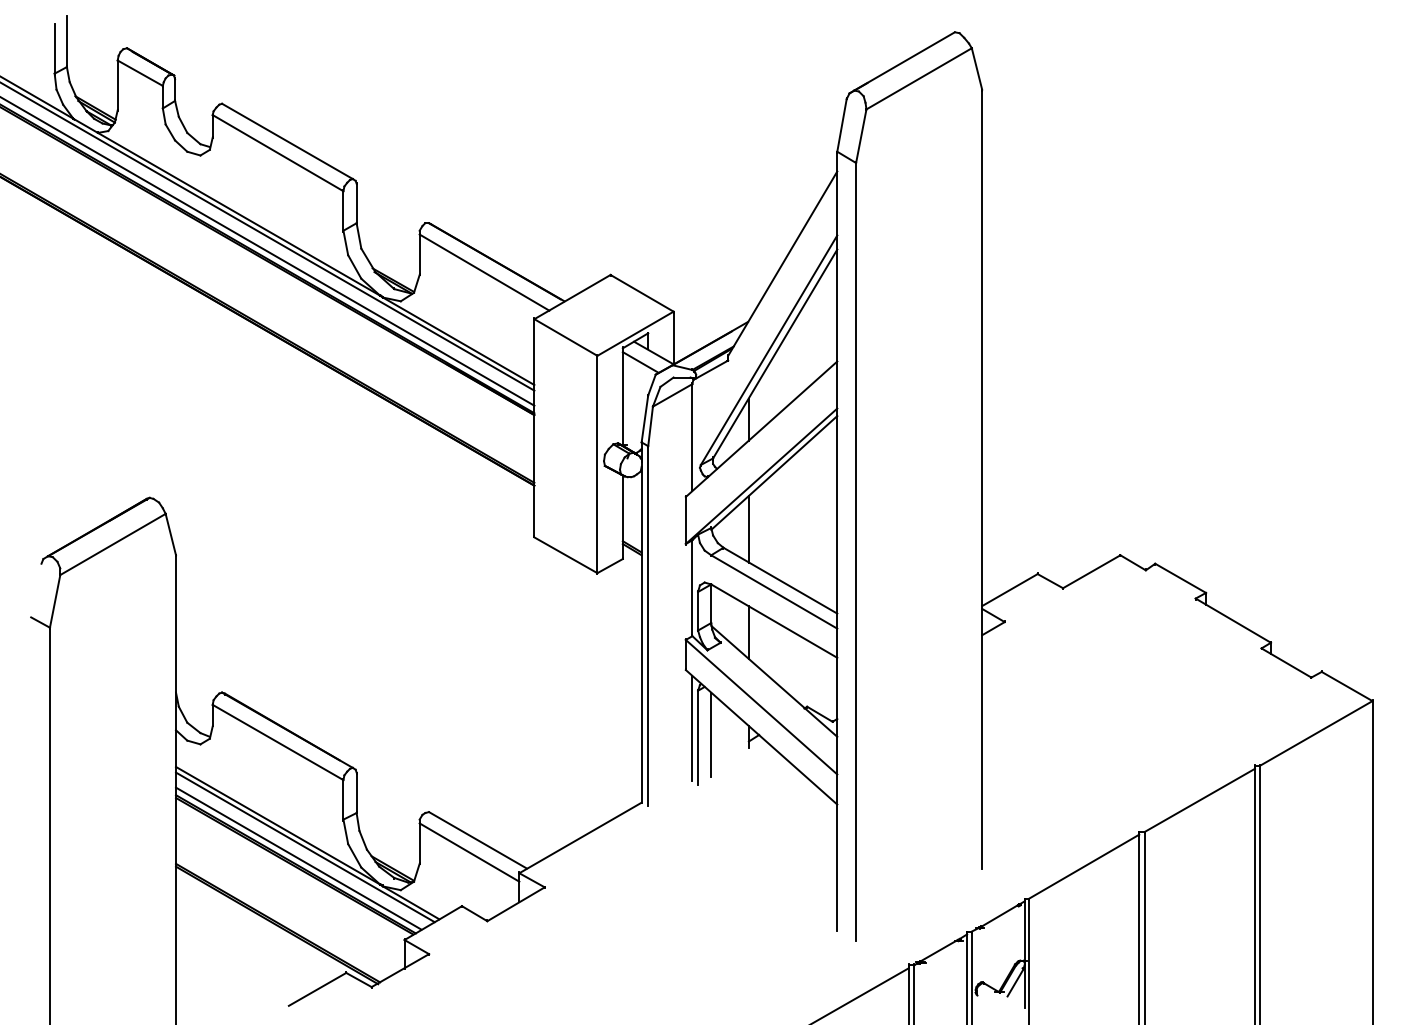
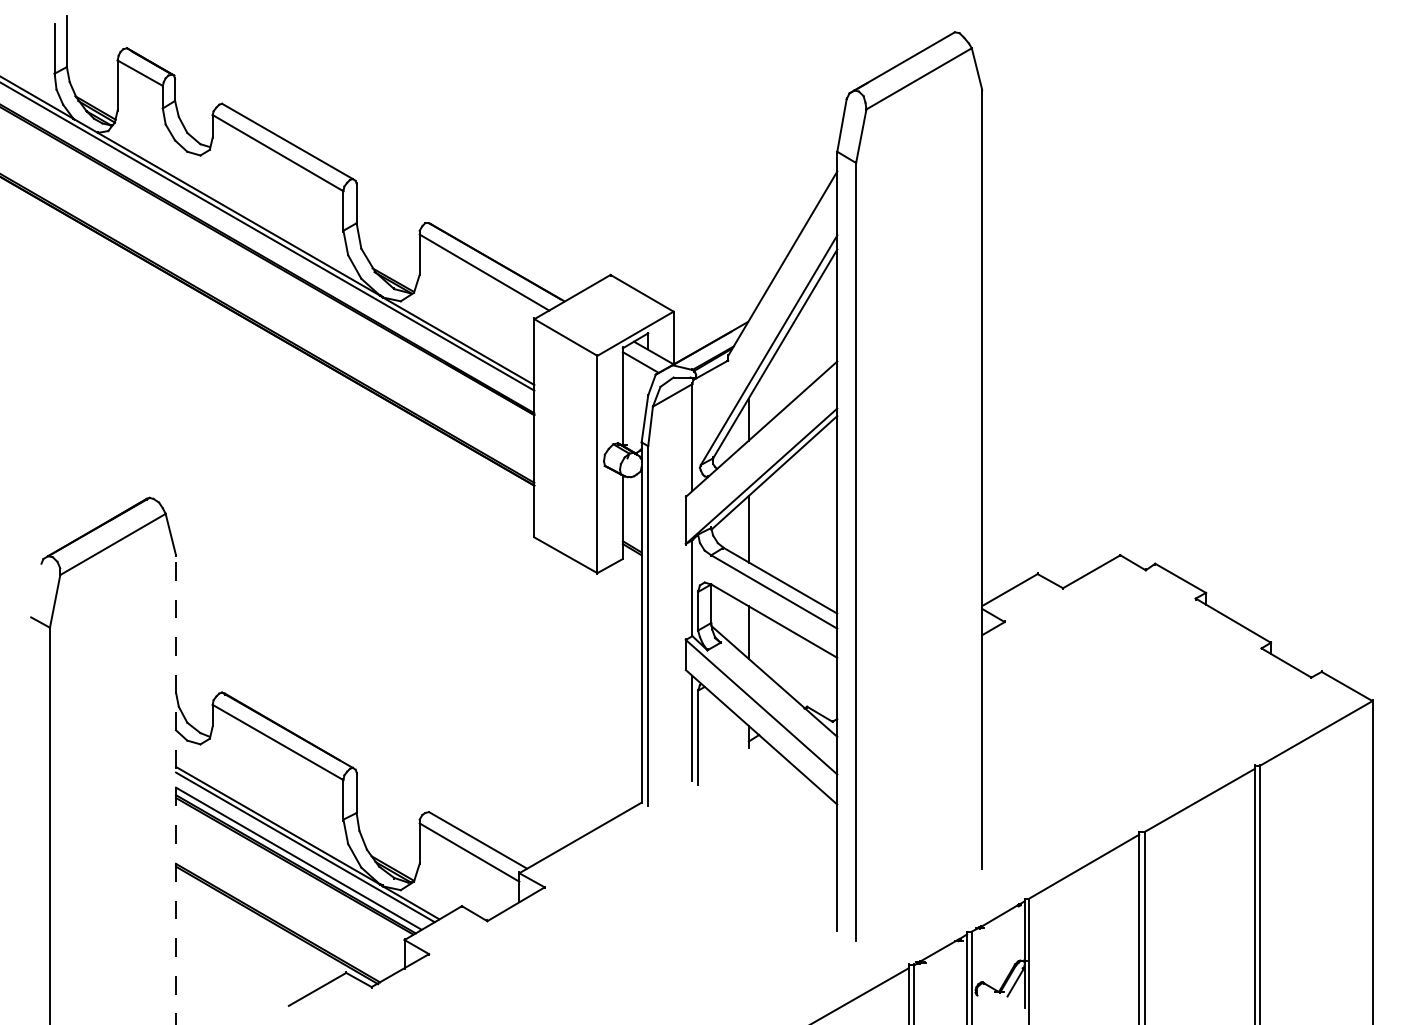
line: present -> none (268, 251)
line: present -> none (711, 734)
line: solid -> dashed (176, 789)
